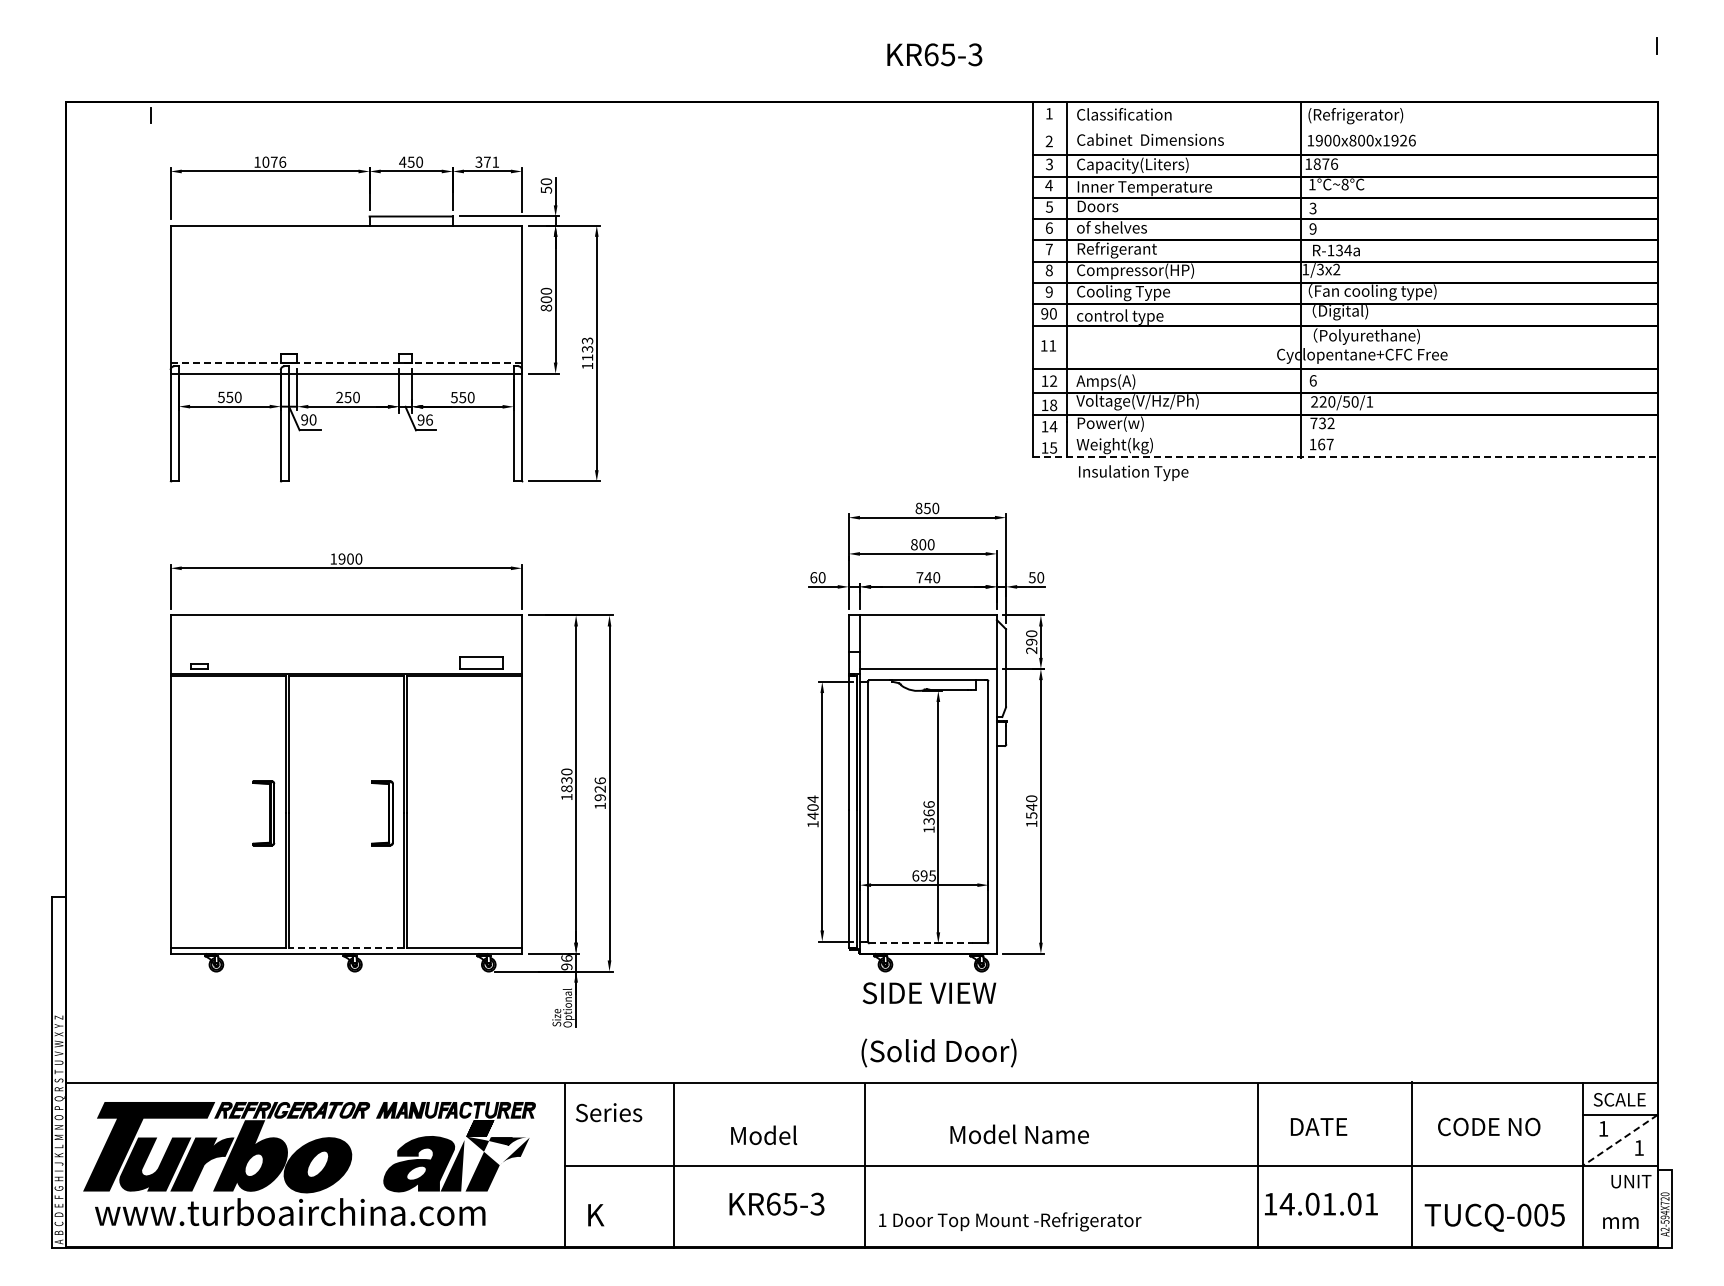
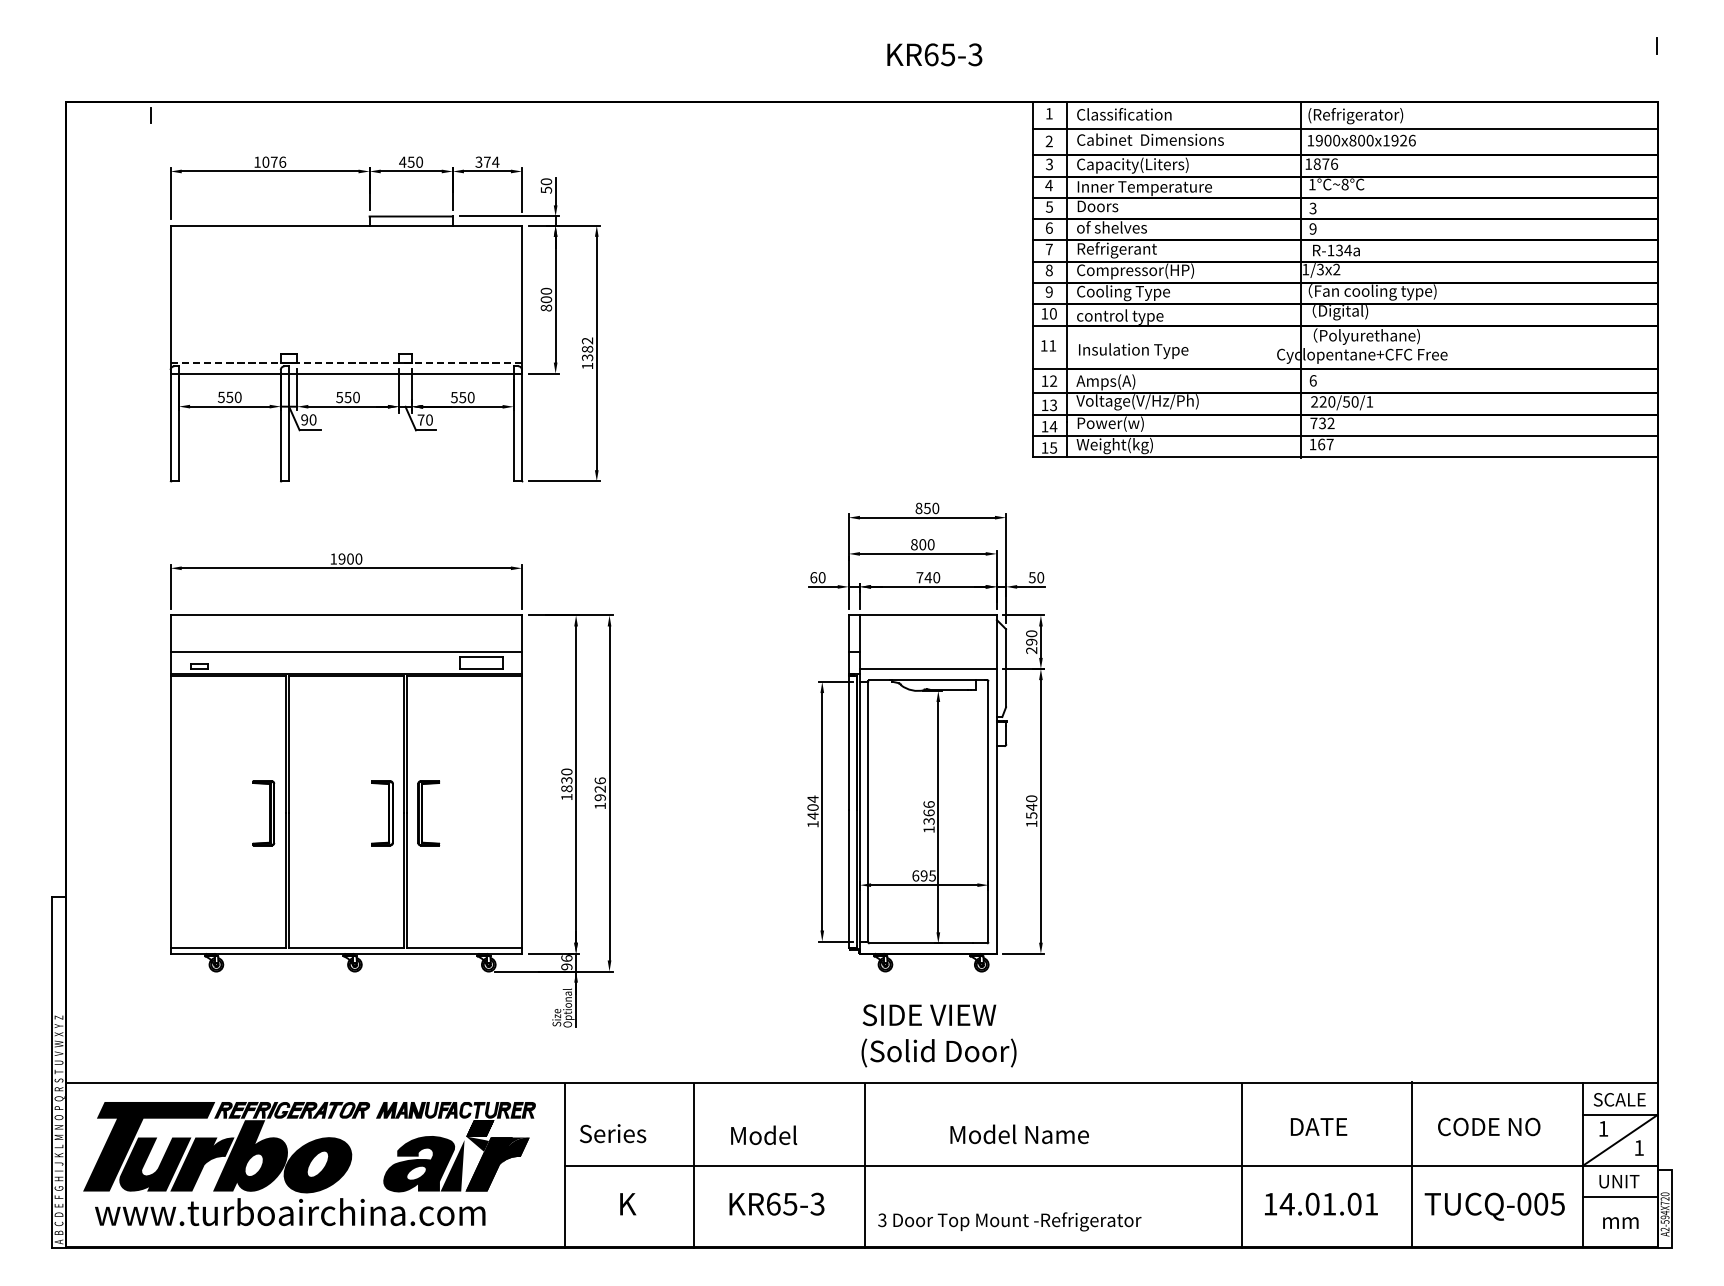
line: none -> present (1344, 129)
text: 371 -> 374 (495, 161)
text: 90 -> 10 (1044, 313)
text: 1133 -> 1382 (587, 349)
text: 250 -> 550 (339, 397)
text: 18 -> 13 (1053, 405)
text: 96 -> 70 (424, 419)
line: none -> present (1344, 435)
line: dashed -> solid (1345, 457)
text position: (1133, 473) -> (1133, 351) (1133, 351)
line: none -> present (346, 652)
part: none -> present (428, 813)
line: dashed -> solid (921, 943)
line: dashed -> solid (346, 947)
text position: (929, 993) -> (929, 1015) (929, 1015)
text position: (609, 1112) -> (613, 1133) (613, 1133)
line: dashed -> solid (1619, 1140)
fill: none -> present (497, 1164)
line position: (673, 1165) -> (693, 1165) (693, 1165)
line position: (1257, 1165) -> (1241, 1165) (1241, 1165)
text position: (1631, 1181) -> (1619, 1181) (1619, 1181)
line: none -> present (1619, 1196)
text position: (596, 1215) -> (628, 1204) (628, 1204)
text position: (1494, 1217) -> (1494, 1206) (1494, 1206)
text: 1 -> 3 (882, 1220)
